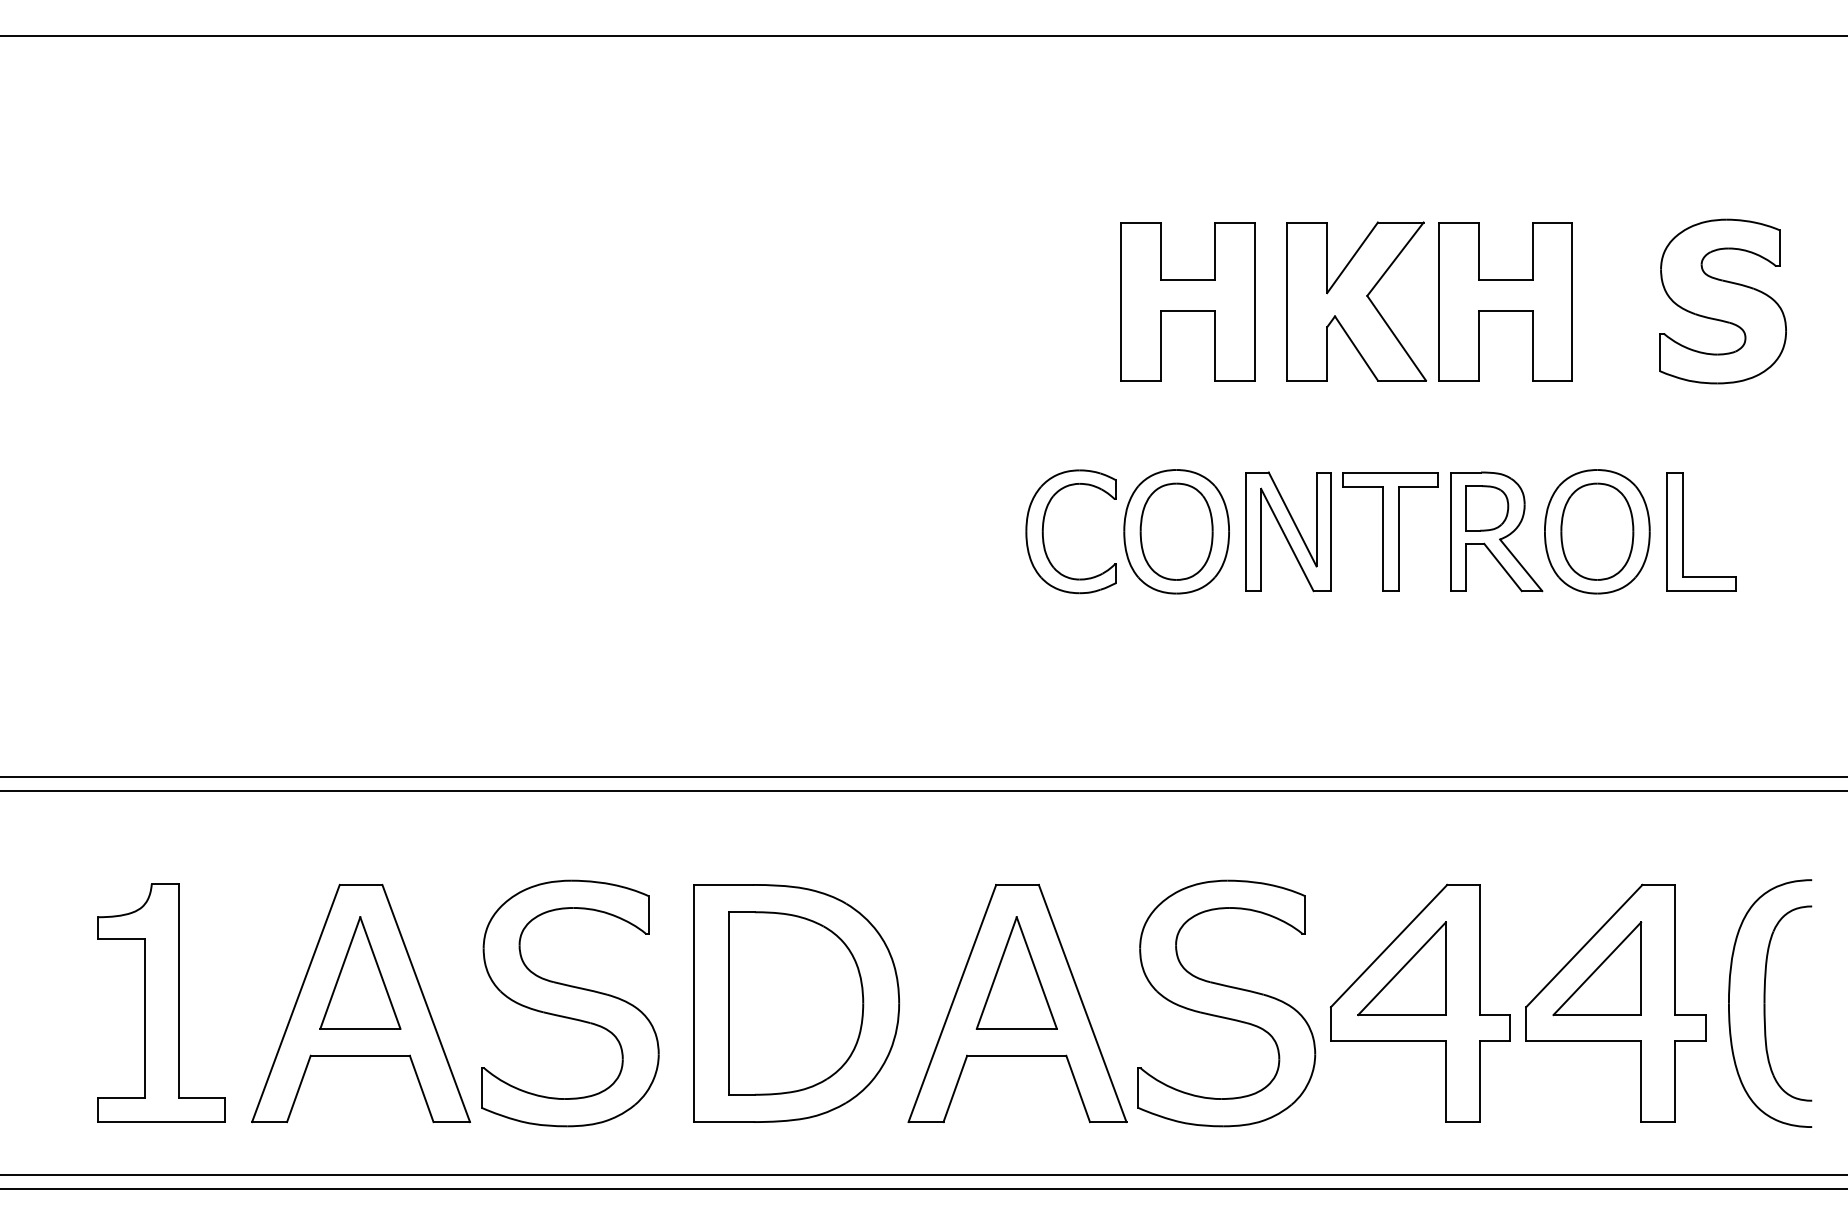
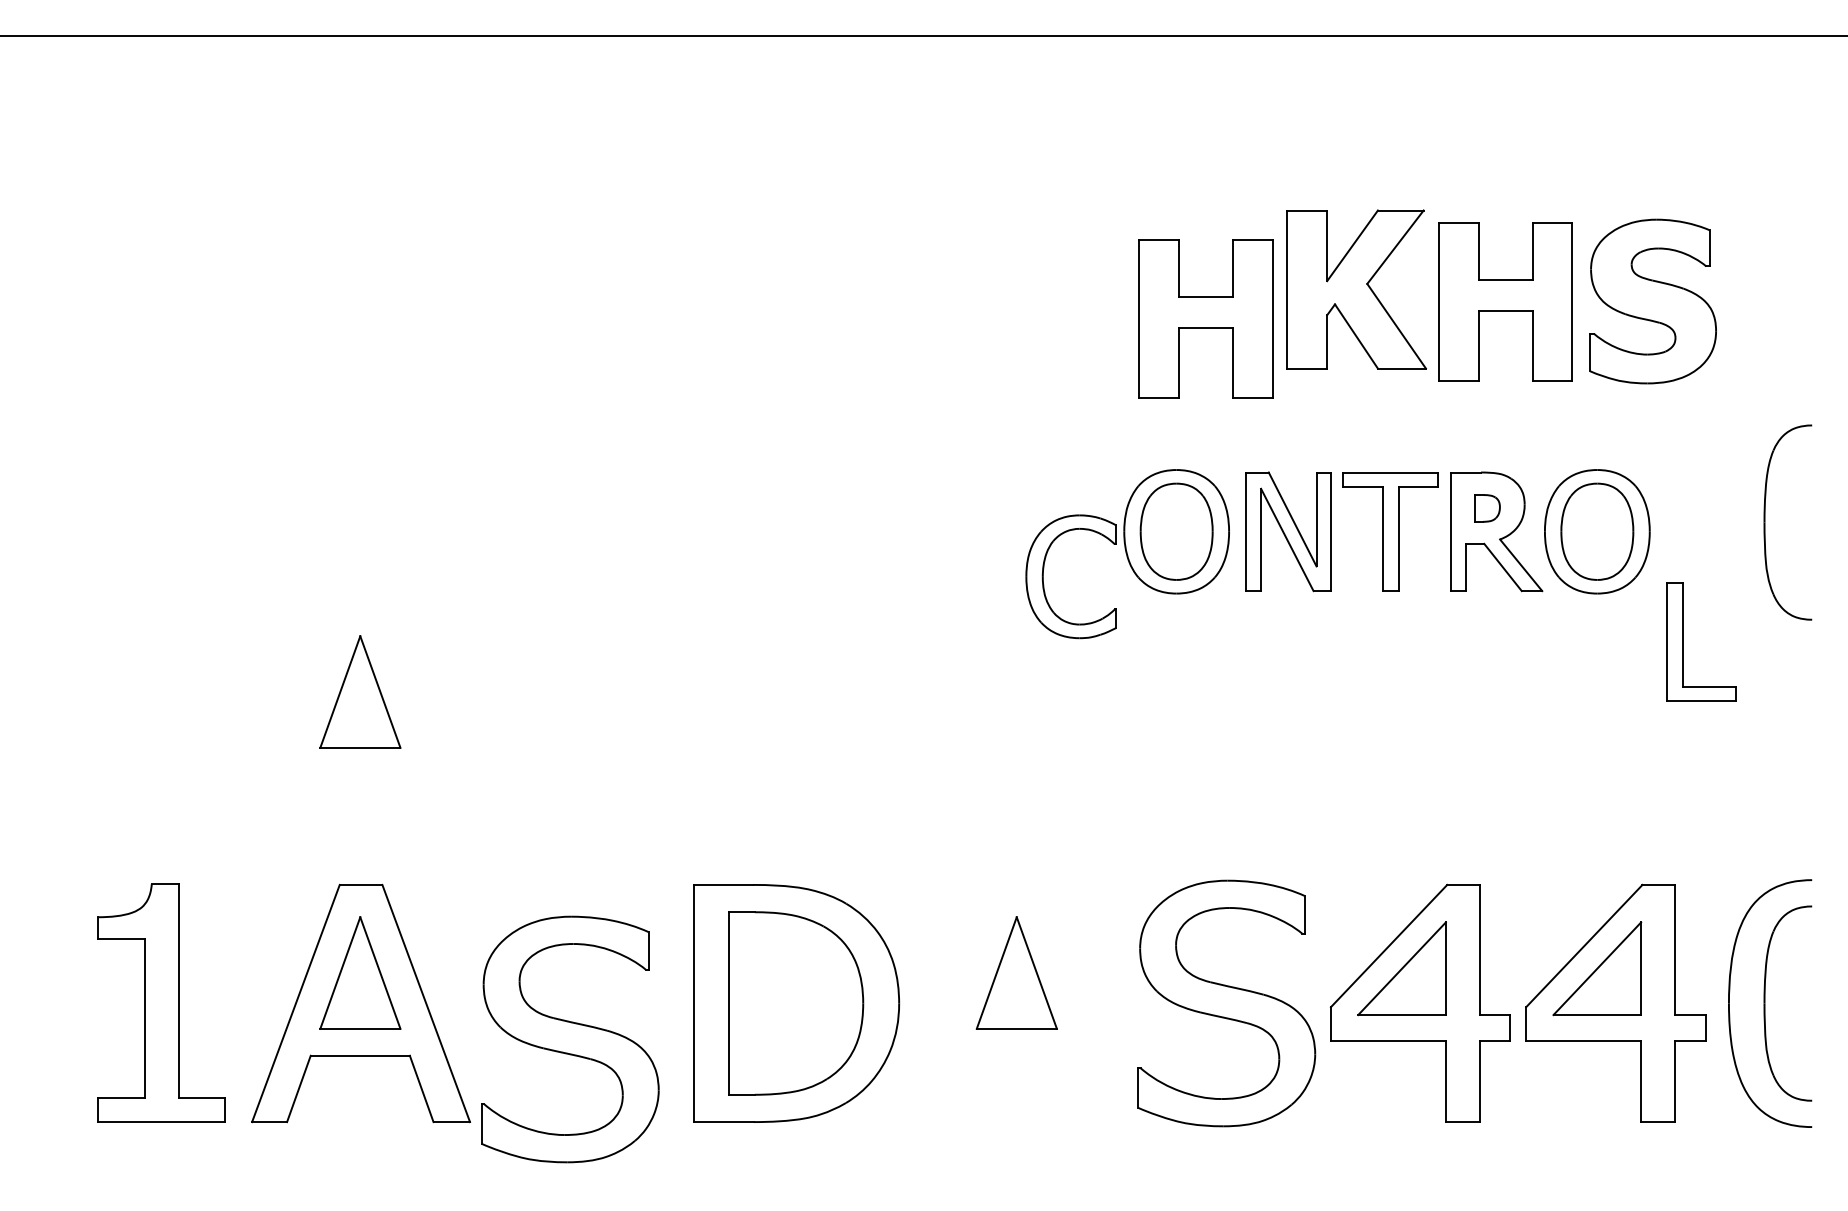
part position: (1187, 301) -> (1205, 318) (1205, 318)
part position: (1356, 301) -> (1356, 289) (1356, 289)
part position: (1722, 301) -> (1652, 301) (1652, 301)
part size: 45x47 px -> 27x29 px (1487, 508)
part: none -> present (1765, 522)
part position: (1043, 531) -> (1043, 576) (1043, 576)
part position: (1683, 531) -> (1683, 641) (1683, 641)
part: none -> present (360, 691)
line: present -> none (923, 777)
line: present -> none (923, 791)
part position: (570, 1003) -> (570, 1039) (570, 1039)
part: present -> none (1017, 1003)
line: present -> none (923, 1174)
line: present -> none (923, 1188)
